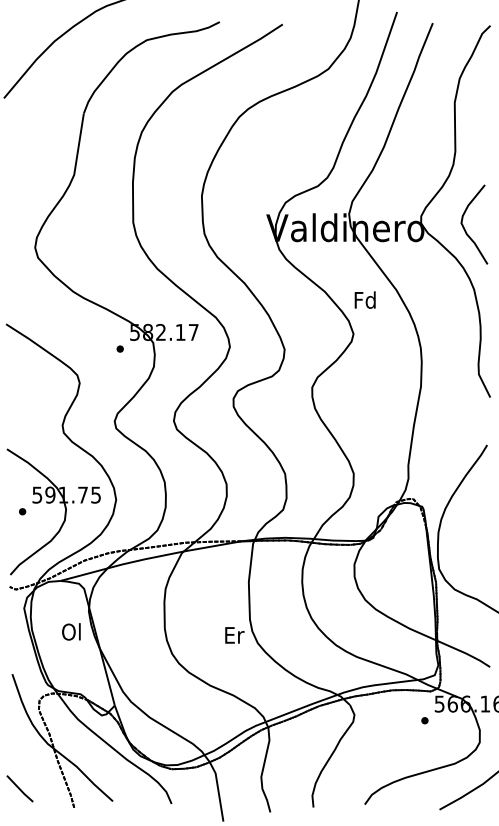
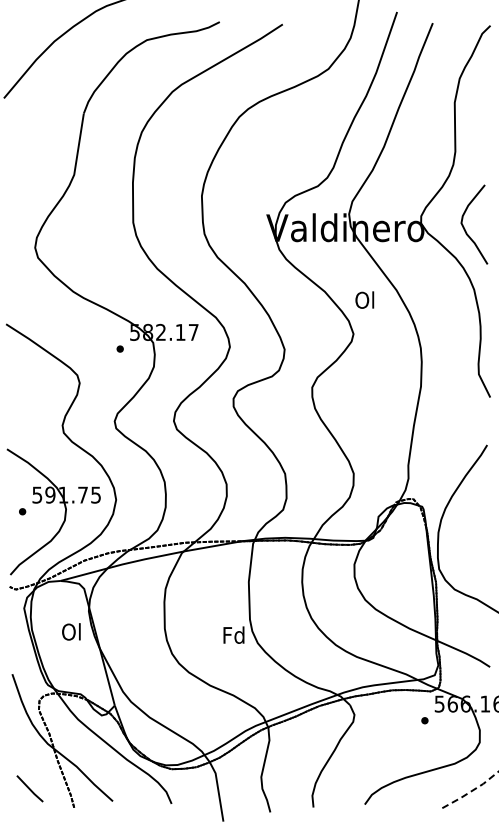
text: Fd -> Ol (364, 299)
text: Er -> Fd (233, 634)
line position: (19, 788) -> (29, 788) (29, 788)
line: solid -> dashed (470, 792)
